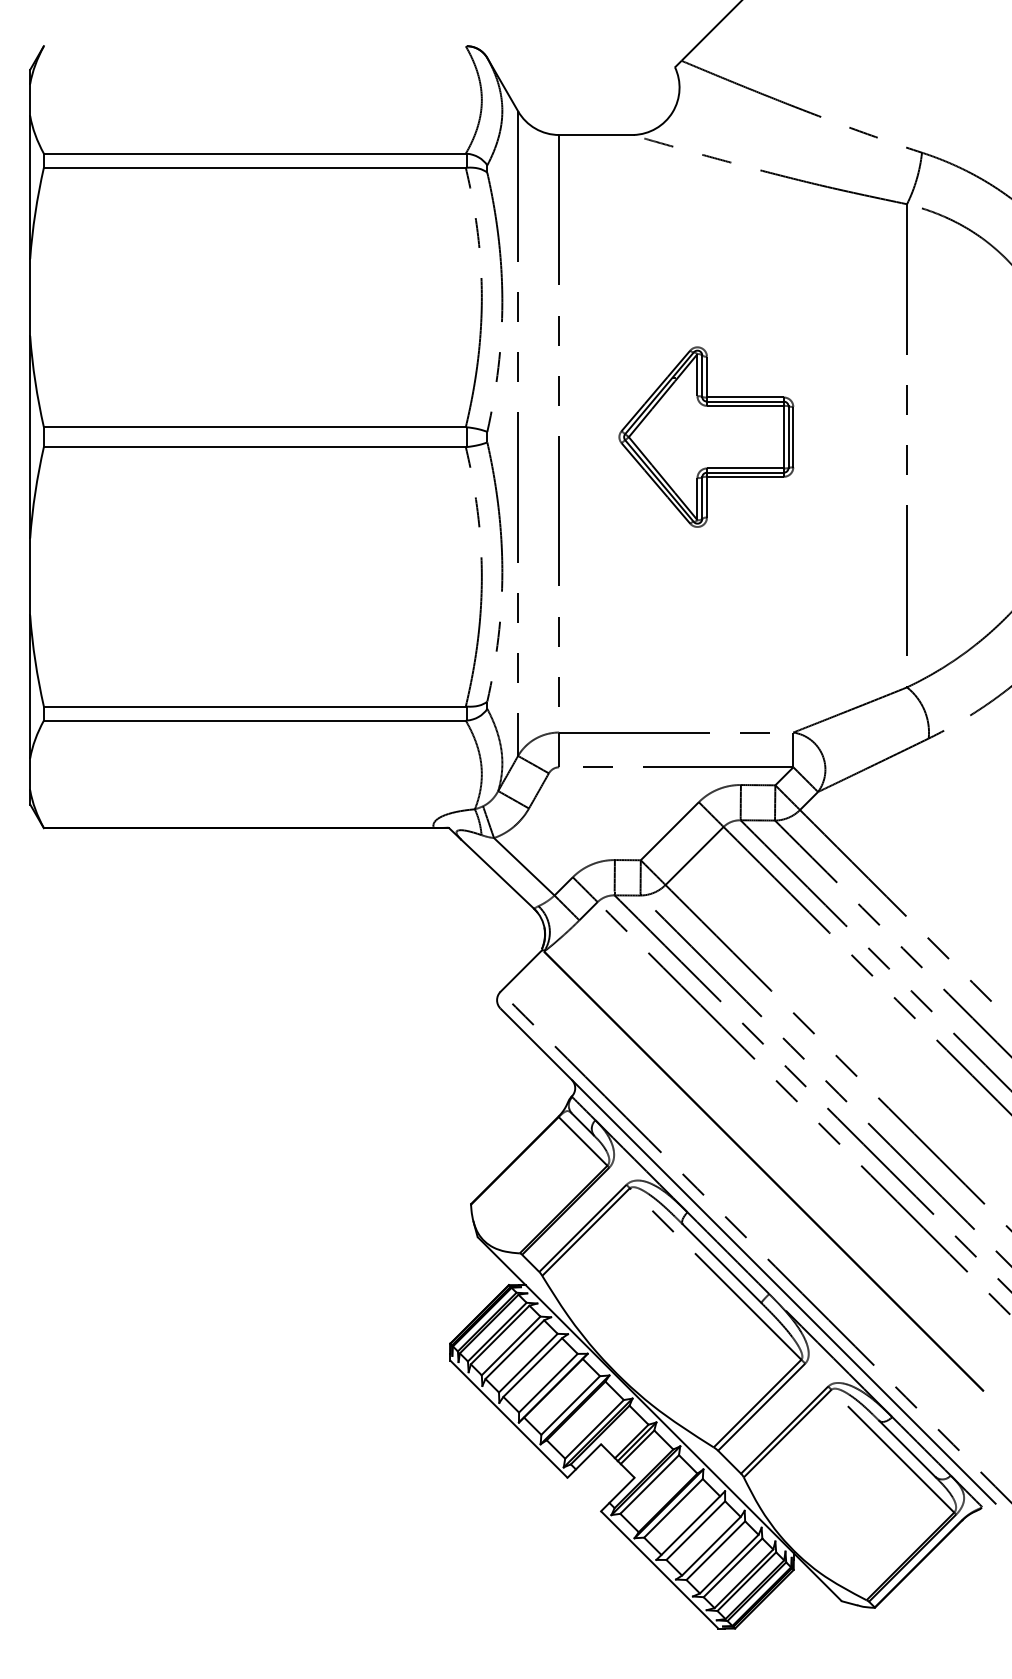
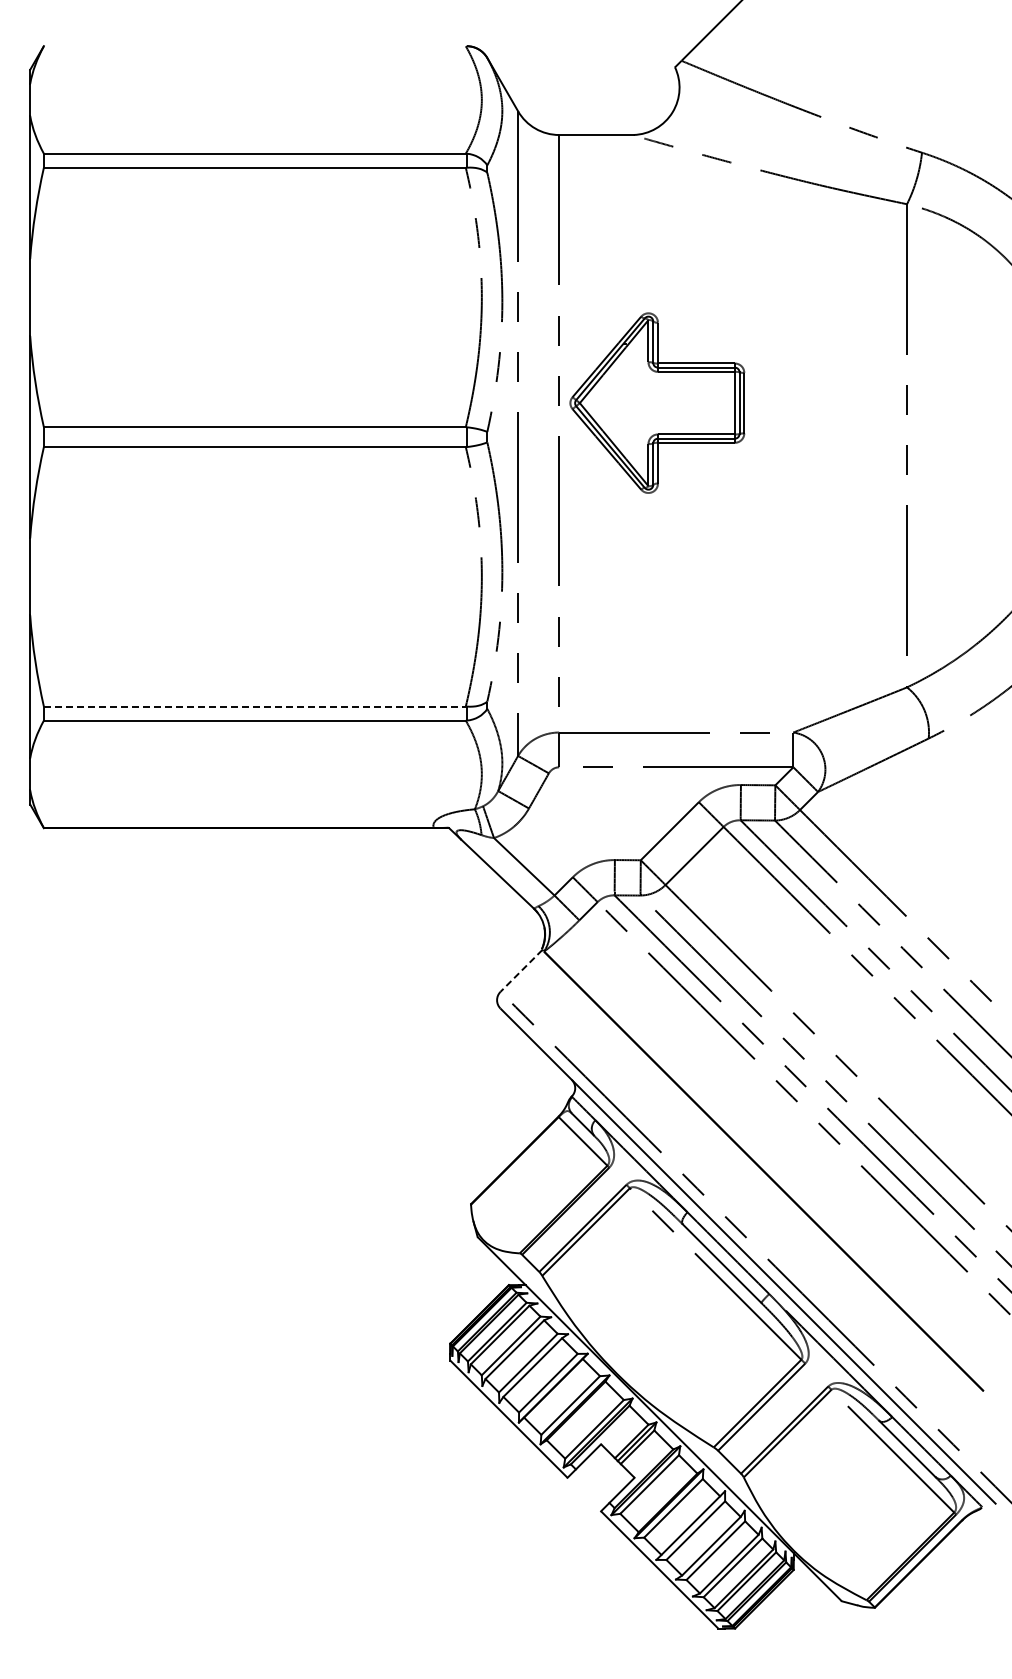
part position: (706, 436) -> (657, 402) (657, 402)
line: solid -> dashed (254, 706)
line: solid -> dashed (521, 970)
